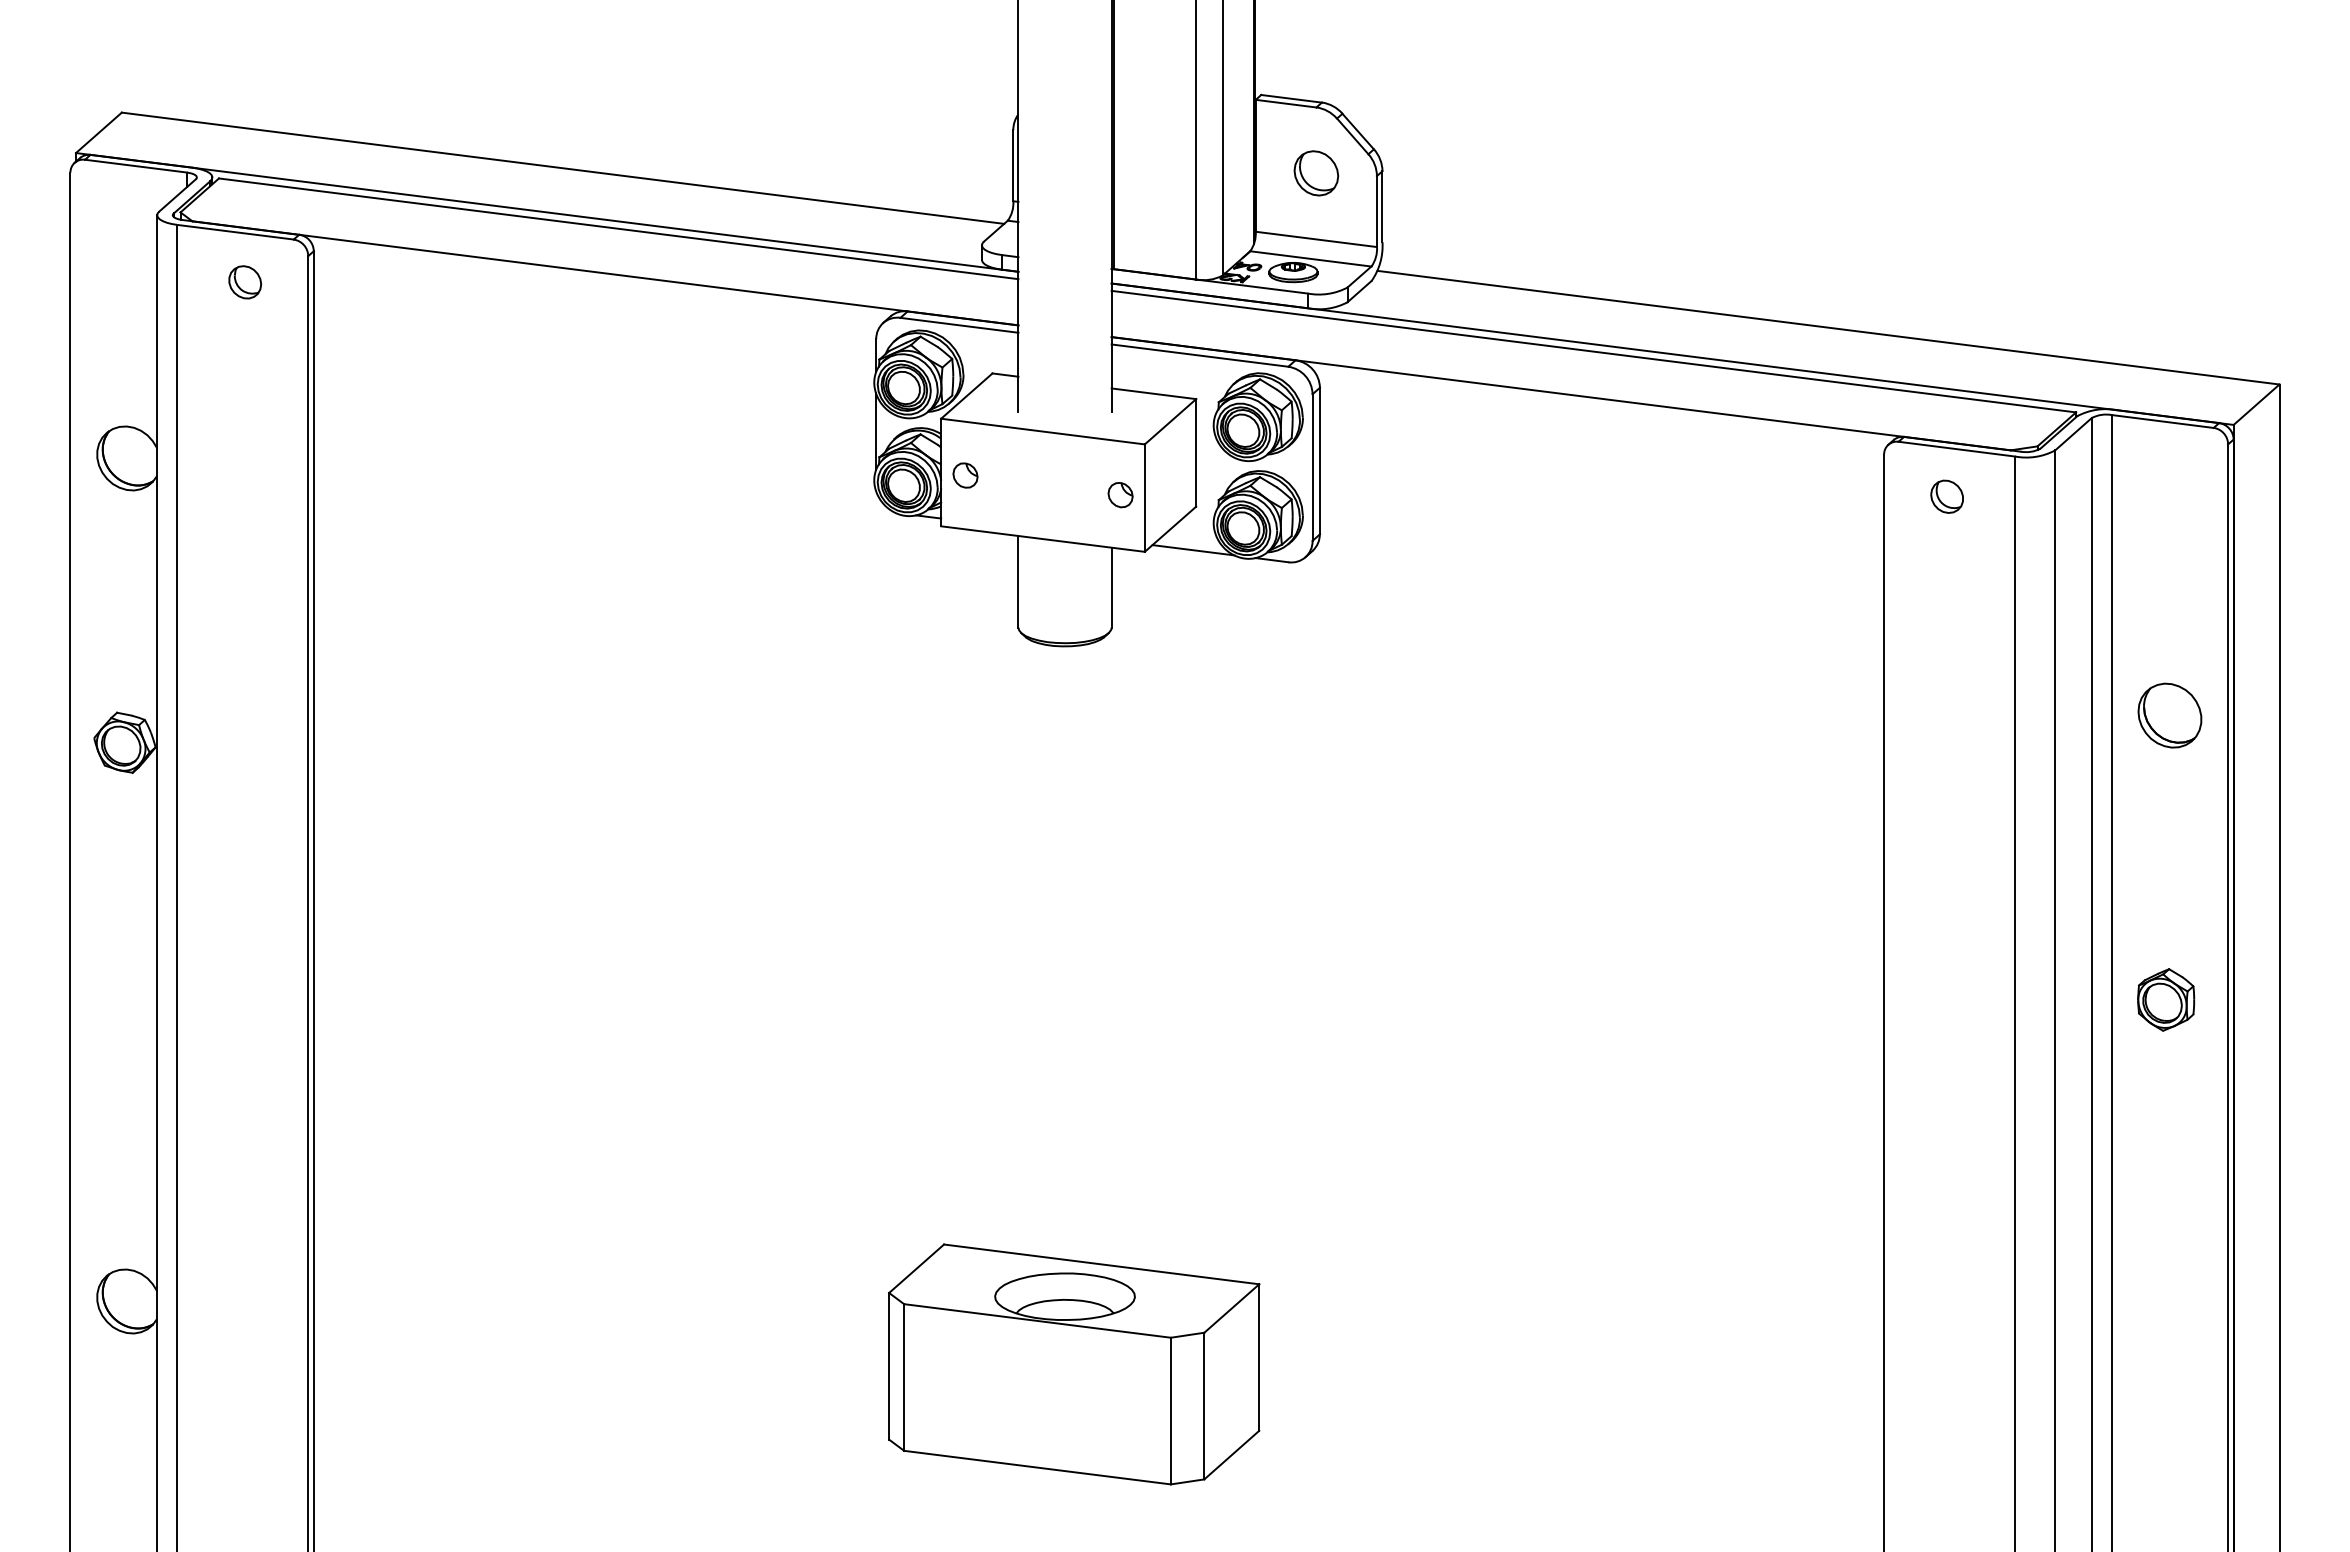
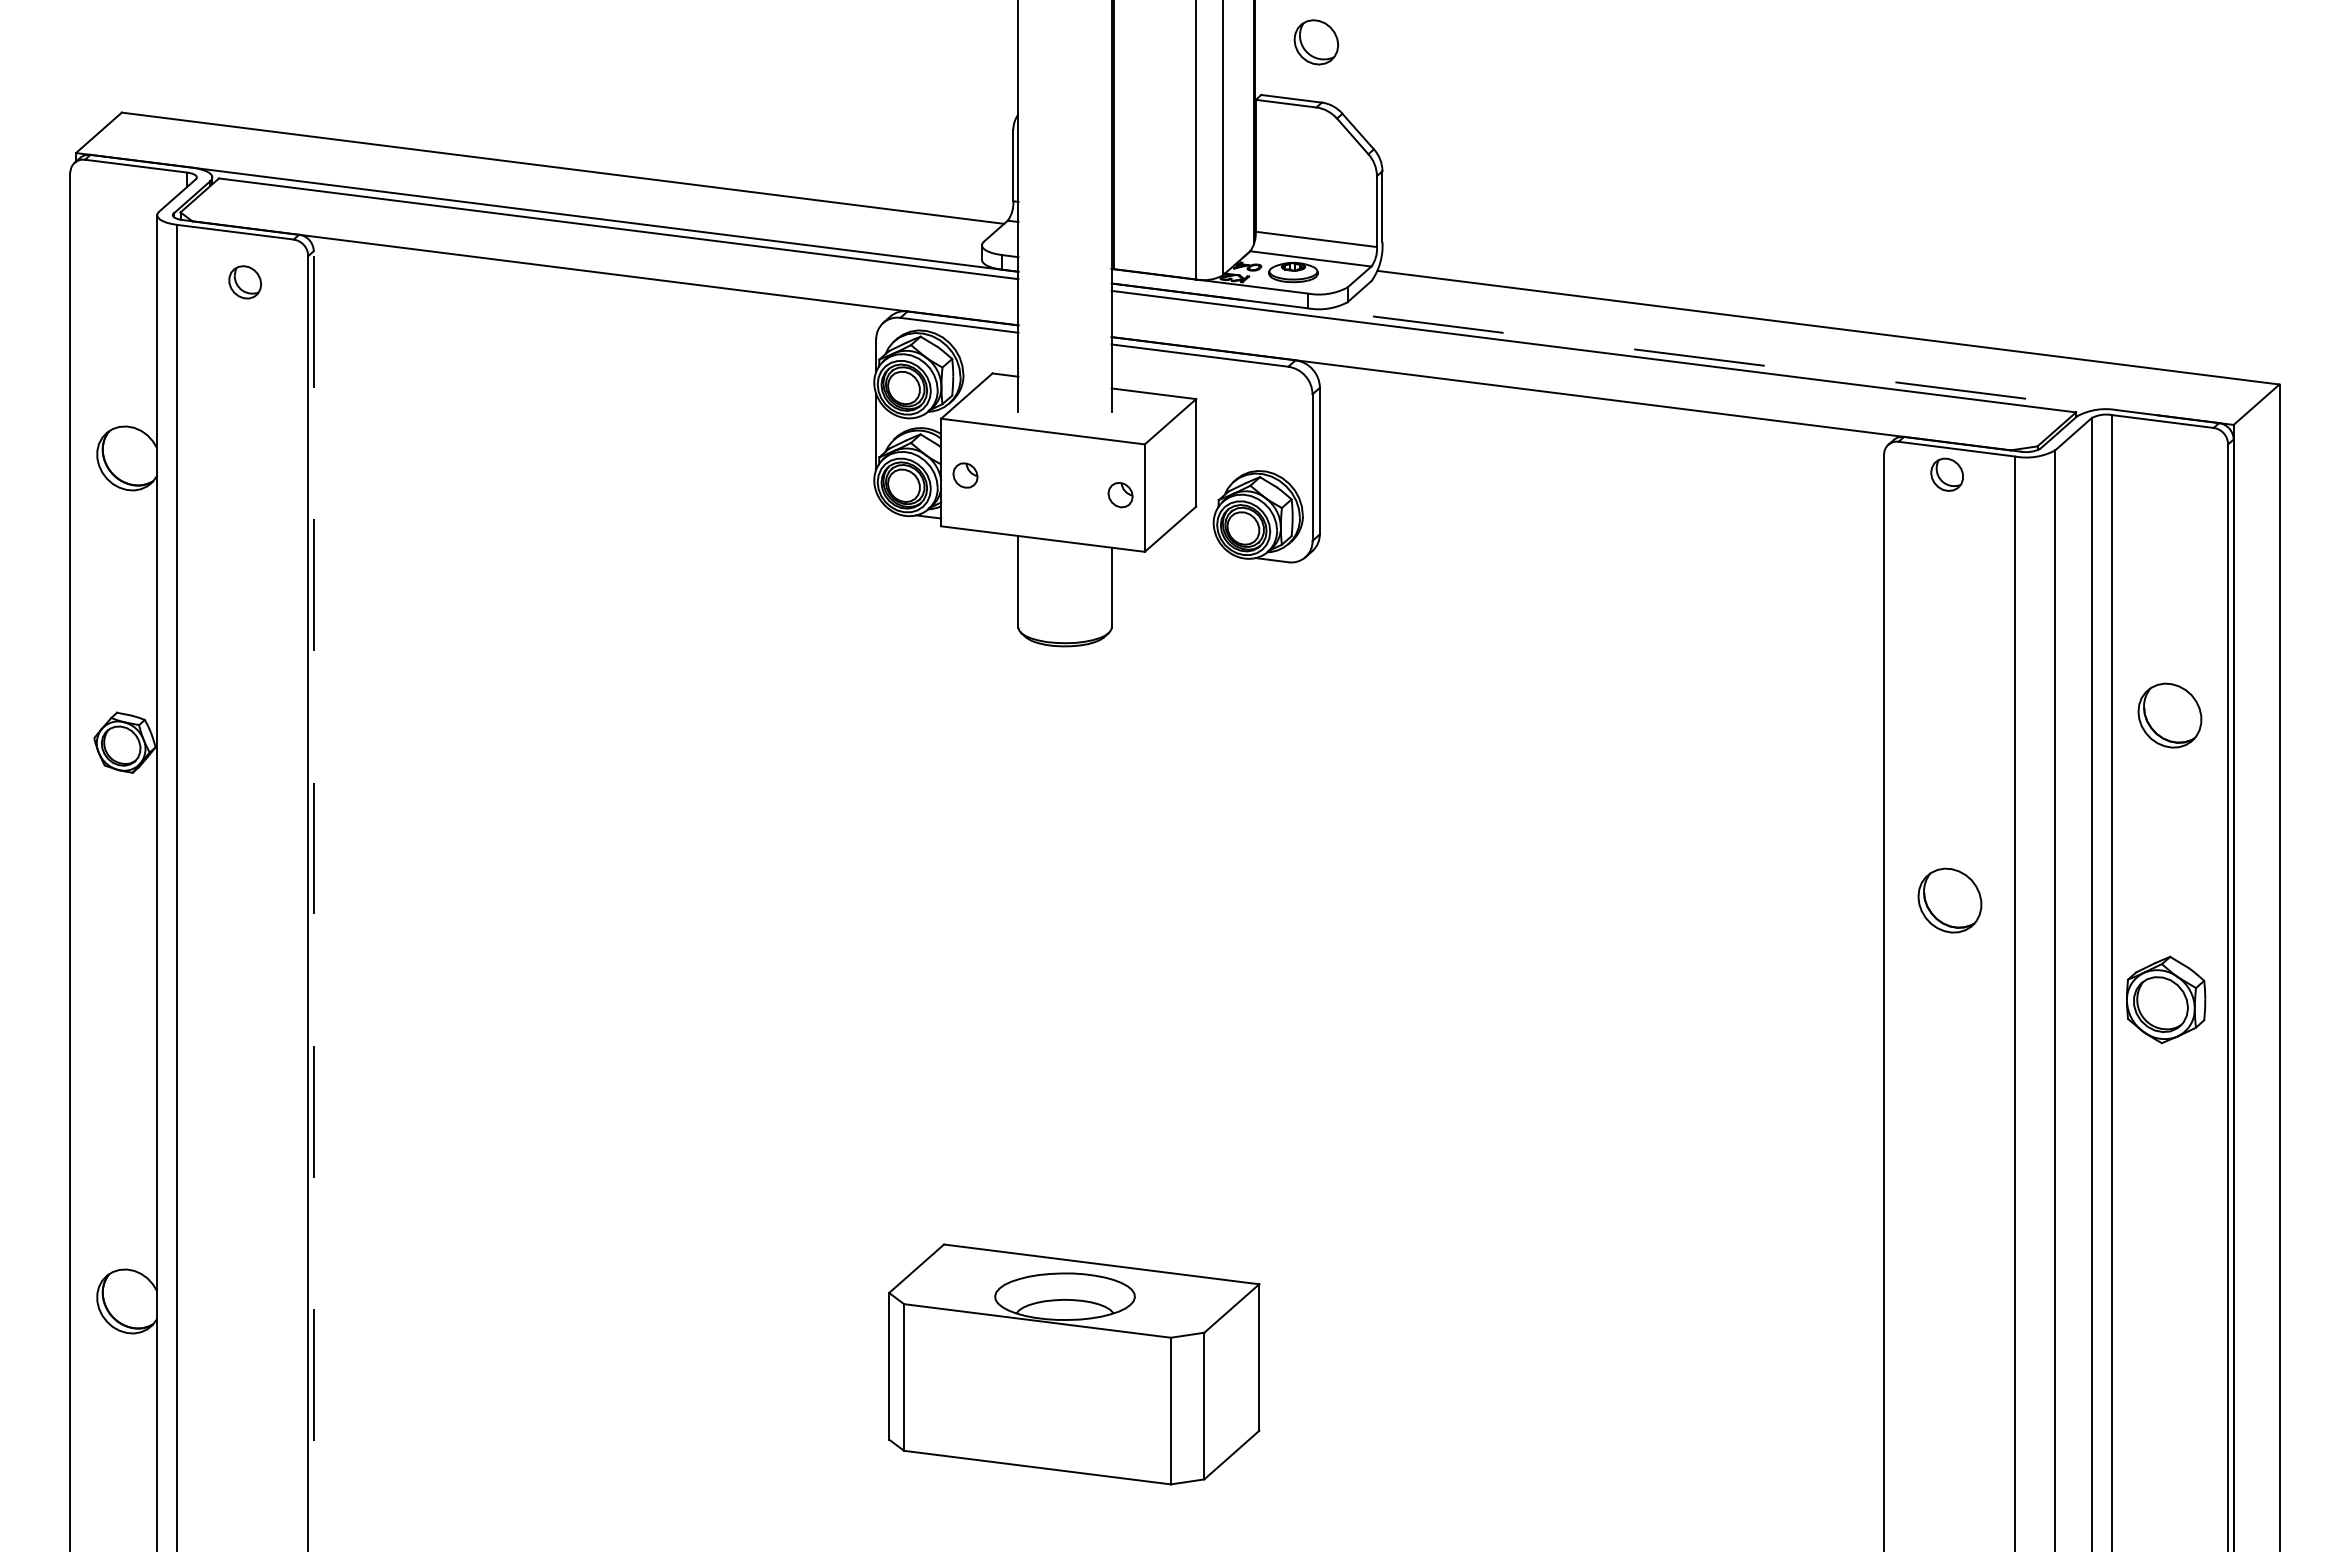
part position: (1316, 173) -> (1316, 42) (1316, 42)
line: solid -> dashed (1673, 354)
part: present -> none (1257, 417)
part position: (1946, 496) -> (1946, 474) (1946, 474)
line: present -> none (1193, 550)
part: none -> present (1949, 900)
line: solid -> dashed (313, 901)
part size: 59x64 px -> 81x90 px (2166, 999)
